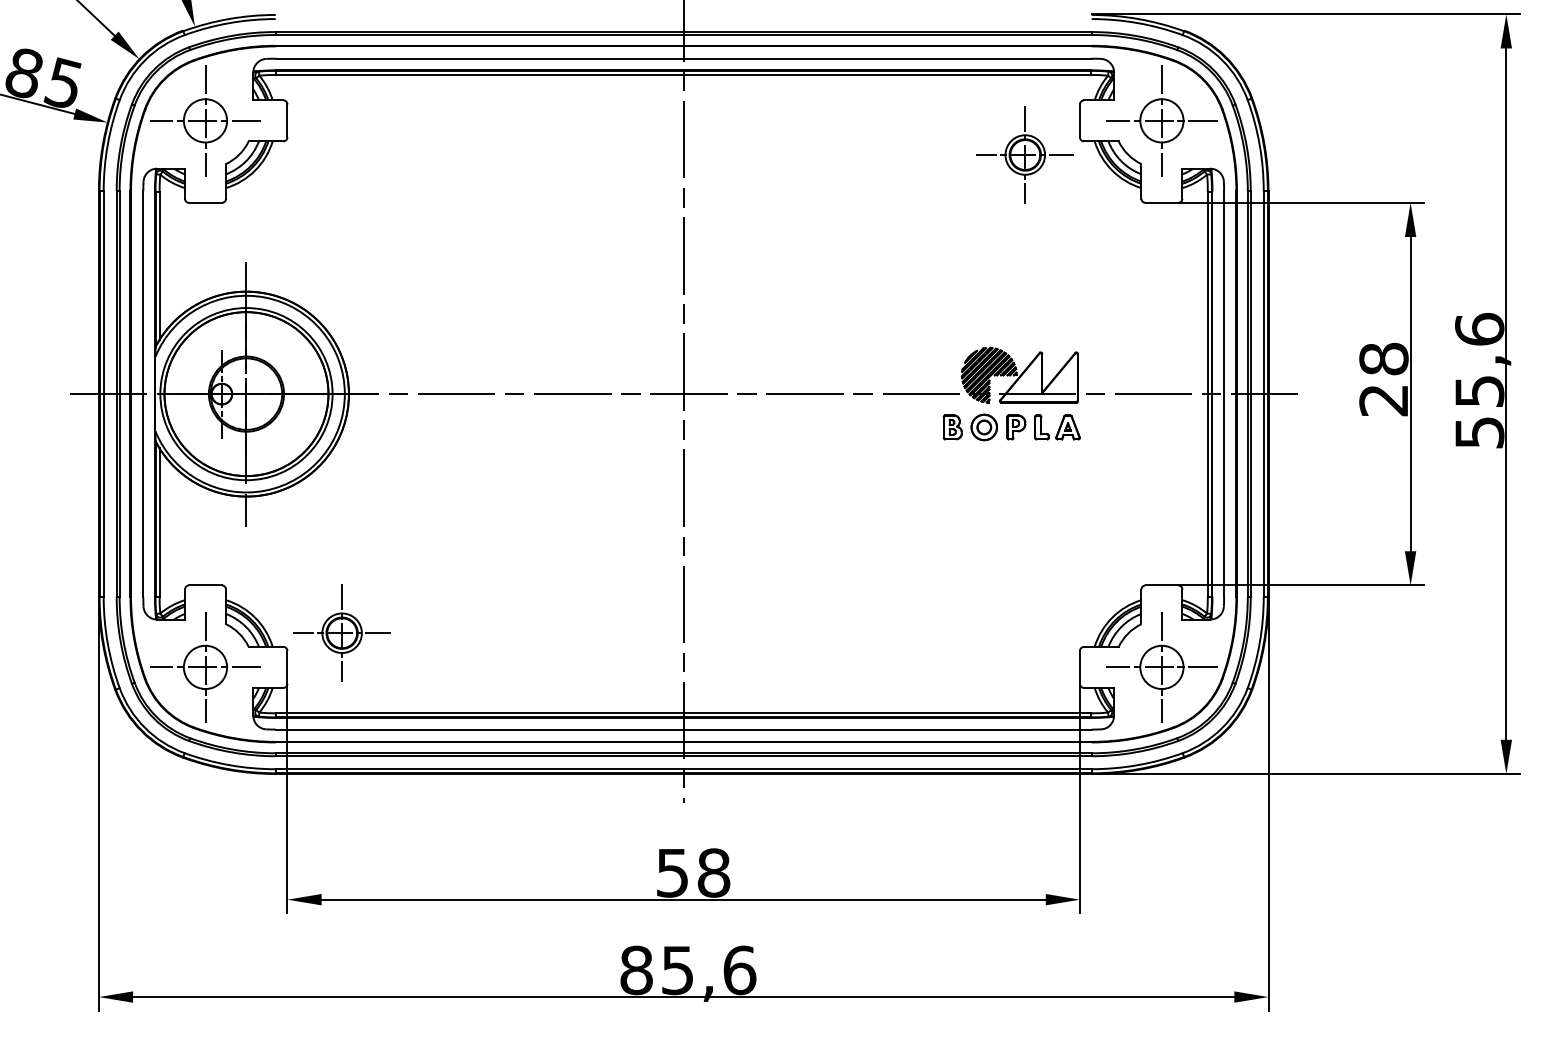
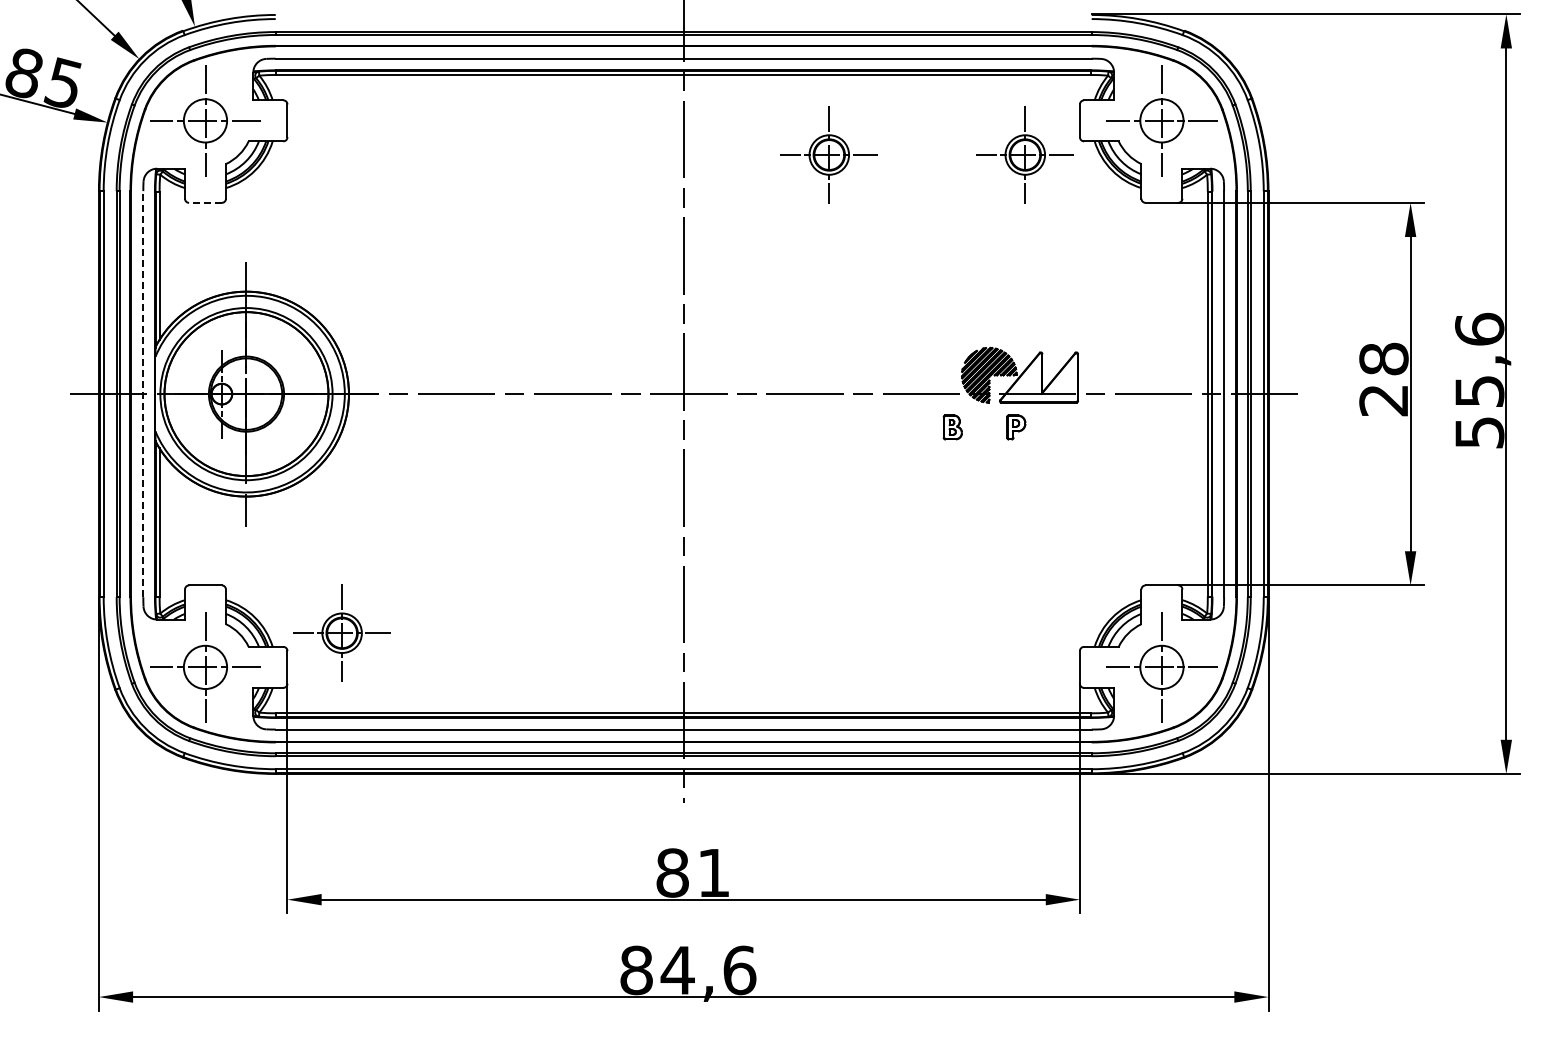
part: none -> present (828, 154)
line: solid -> dashed (205, 202)
line: solid -> dashed (143, 393)
part: present -> none (983, 427)
part: present -> none (1057, 427)
text: 58 -> 81 (693, 872)
text: 85,6 -> 84,6 (677, 970)
